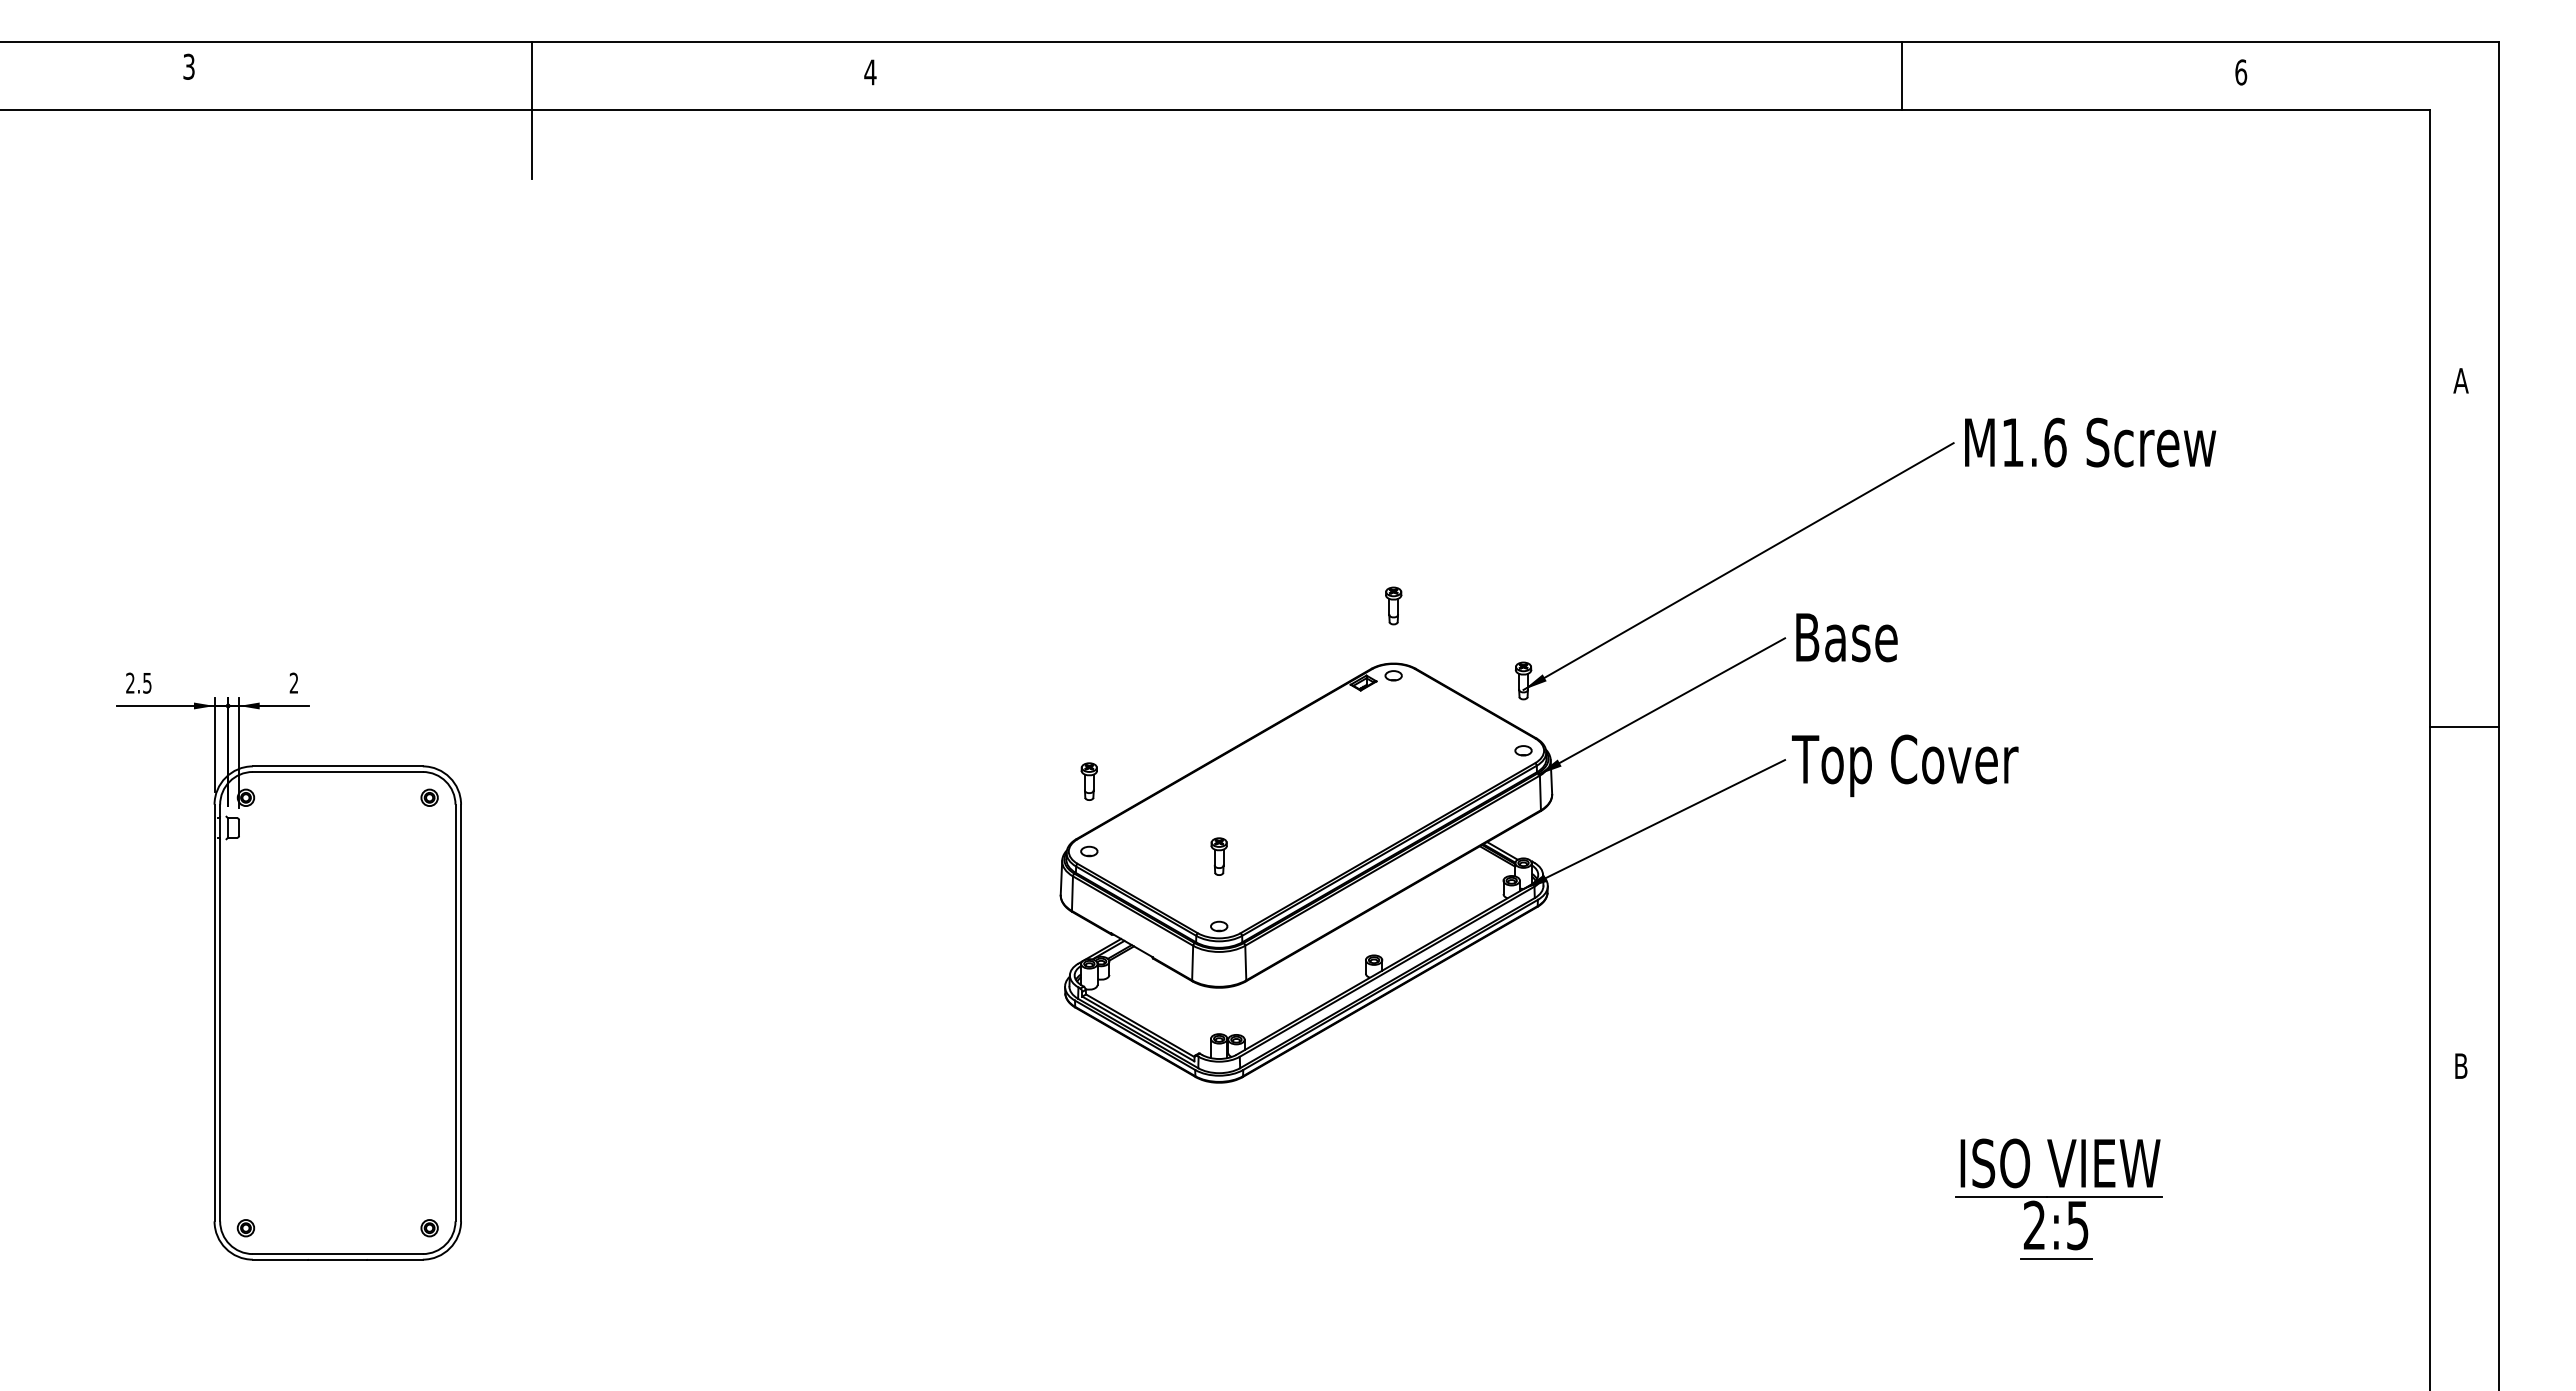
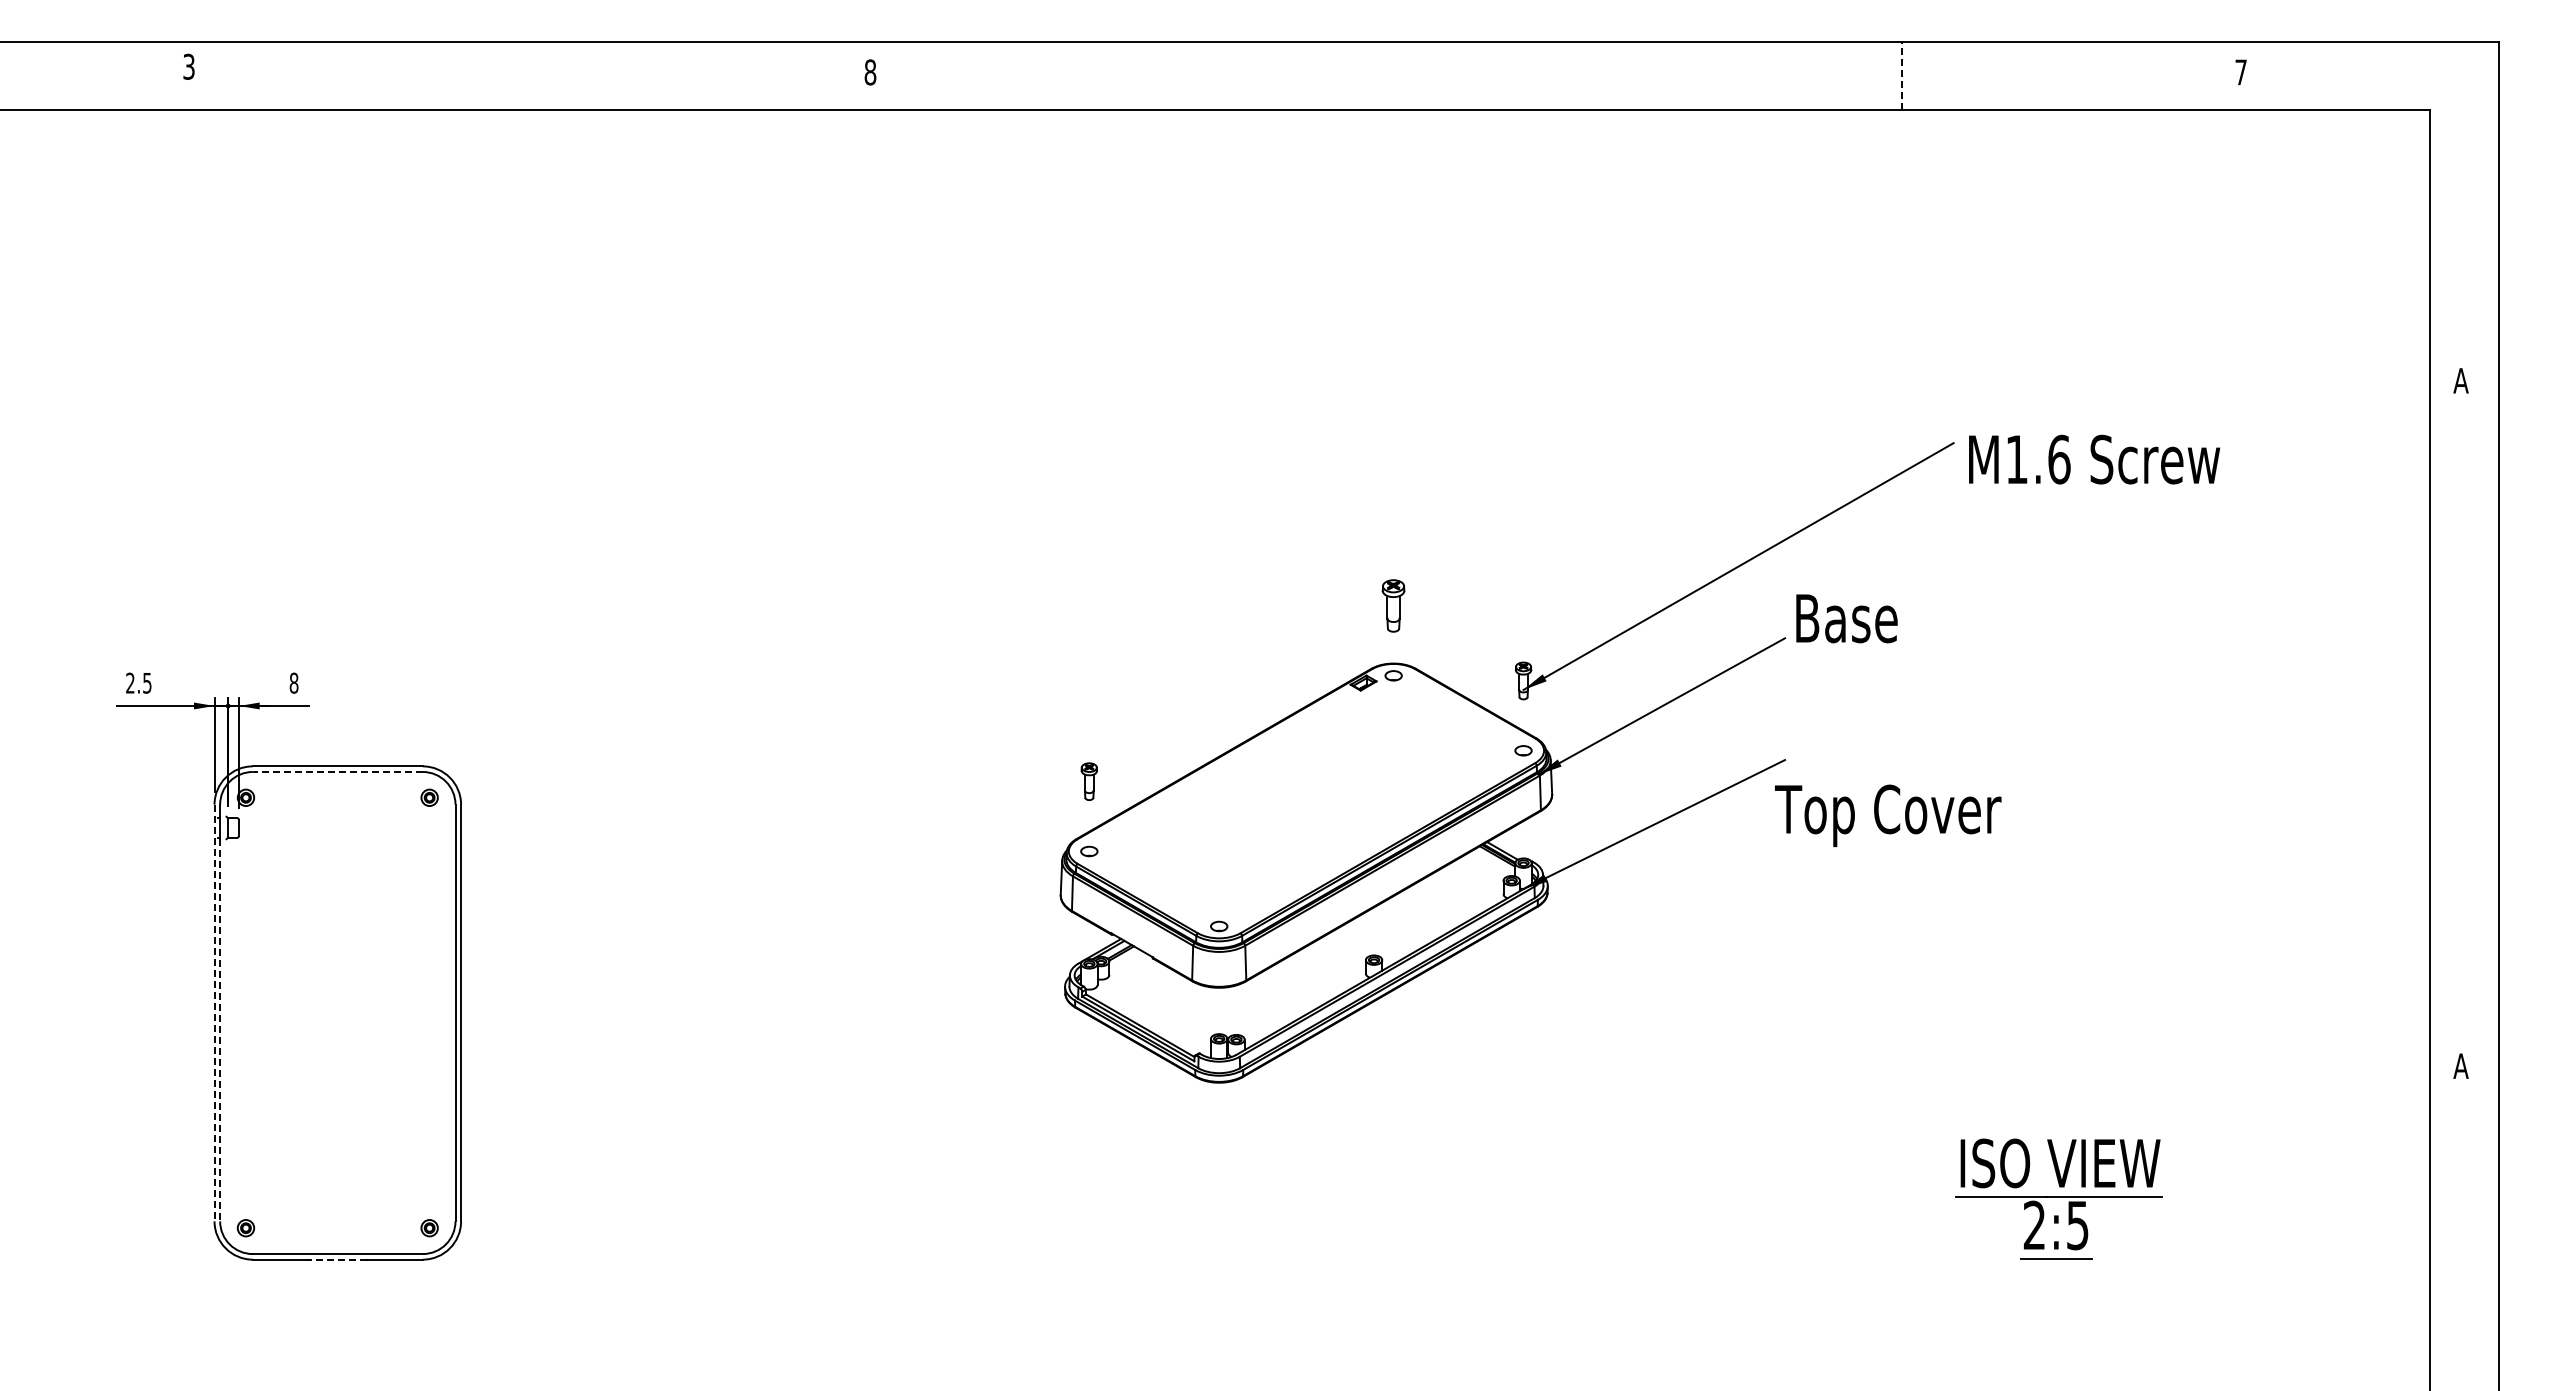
text: 4 -> 8 (870, 72)
text: 6 -> 7 (2241, 72)
line: solid -> dashed (1902, 75)
line: present -> none (531, 109)
text position: (2090, 442) -> (2094, 459) (2094, 459)
part size: 18x40 px -> 25x54 px (1393, 605)
text position: (1846, 637) -> (1846, 618) (1846, 618)
text: 2 -> 8 (293, 682)
line: present -> none (2464, 726)
text position: (1905, 765) -> (1888, 815) (1888, 815)
line: solid -> dashed (337, 771)
part: present -> none (1218, 856)
line: solid -> dashed (214, 1013)
line: solid -> dashed (220, 1030)
text: B -> A (2460, 1065)
line: solid -> dashed (337, 1259)
